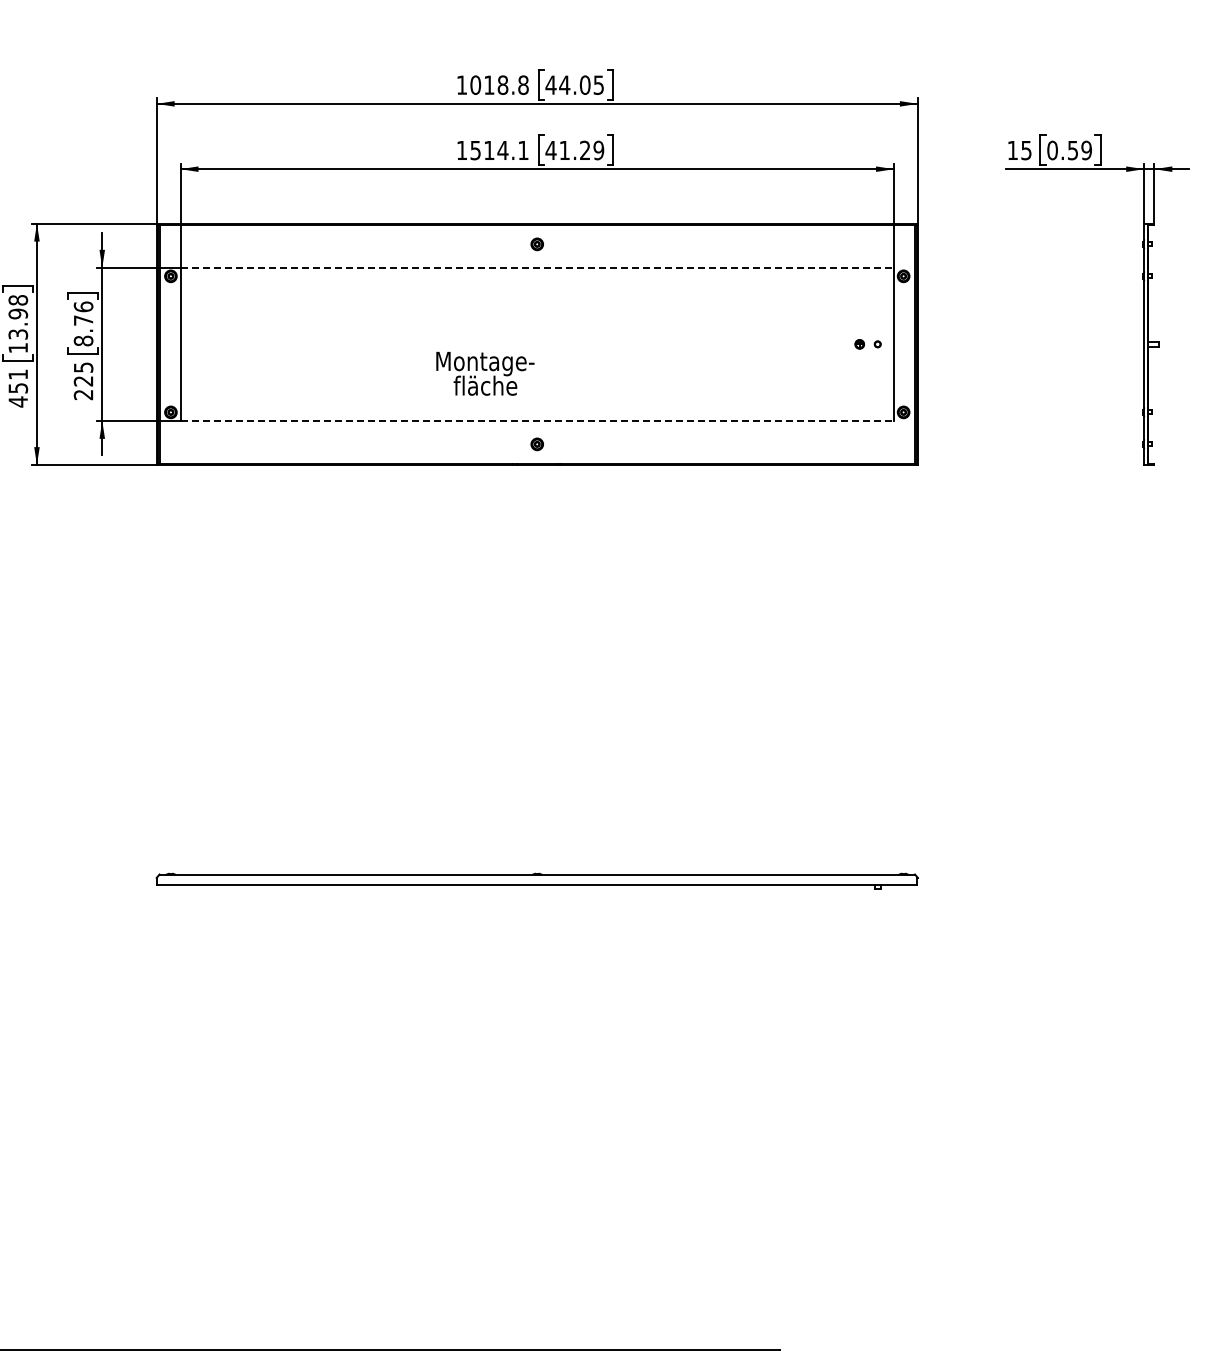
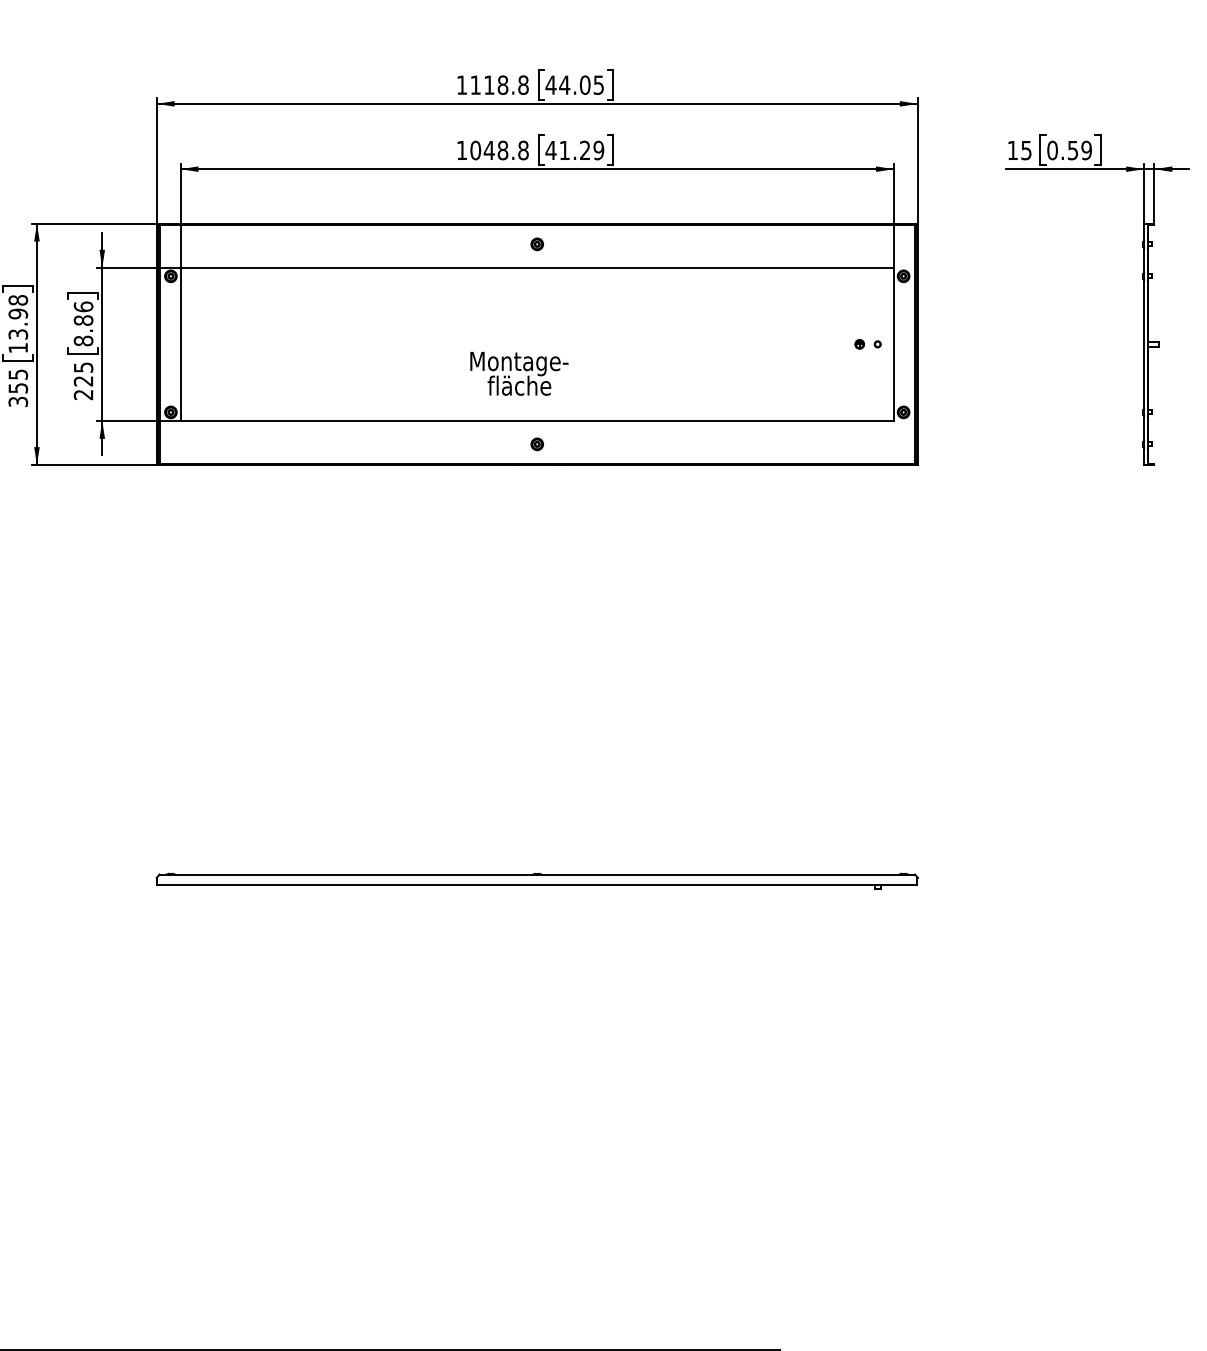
text: 1018.8 -> 1118.8 (475, 84)
text: 1514.1 -> 1048.8 (499, 150)
line: dashed -> solid (537, 267)
text: 8.76 -> 8.86 (83, 320)
text position: (485, 373) -> (519, 373) (519, 373)
text: 451 -> 355 (18, 388)
line: dashed -> solid (537, 420)
